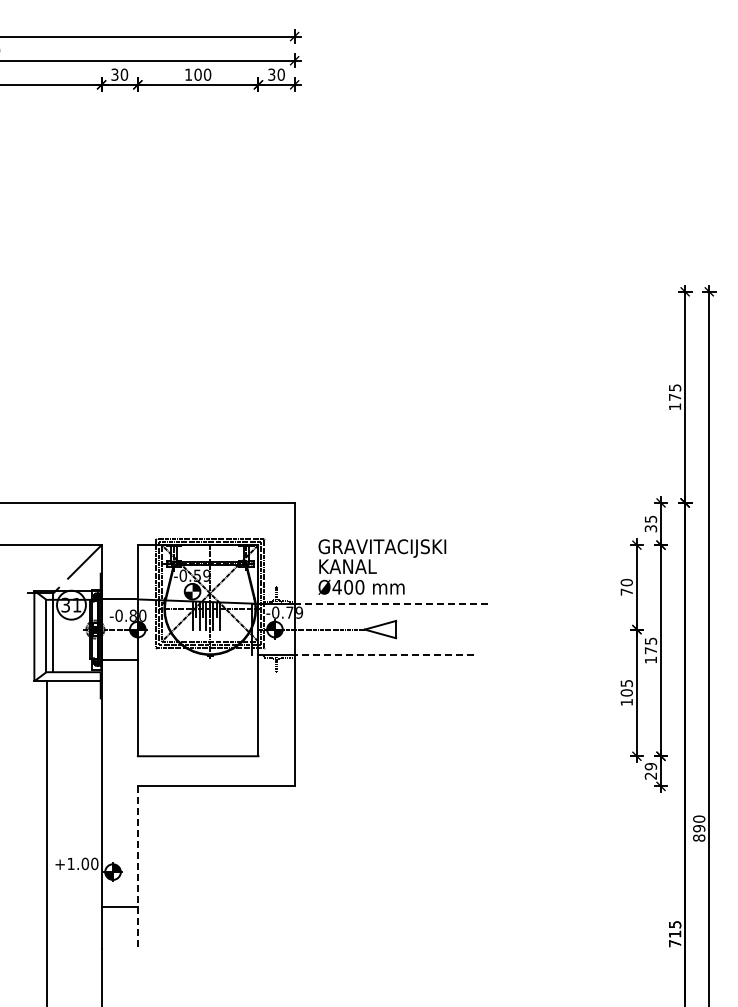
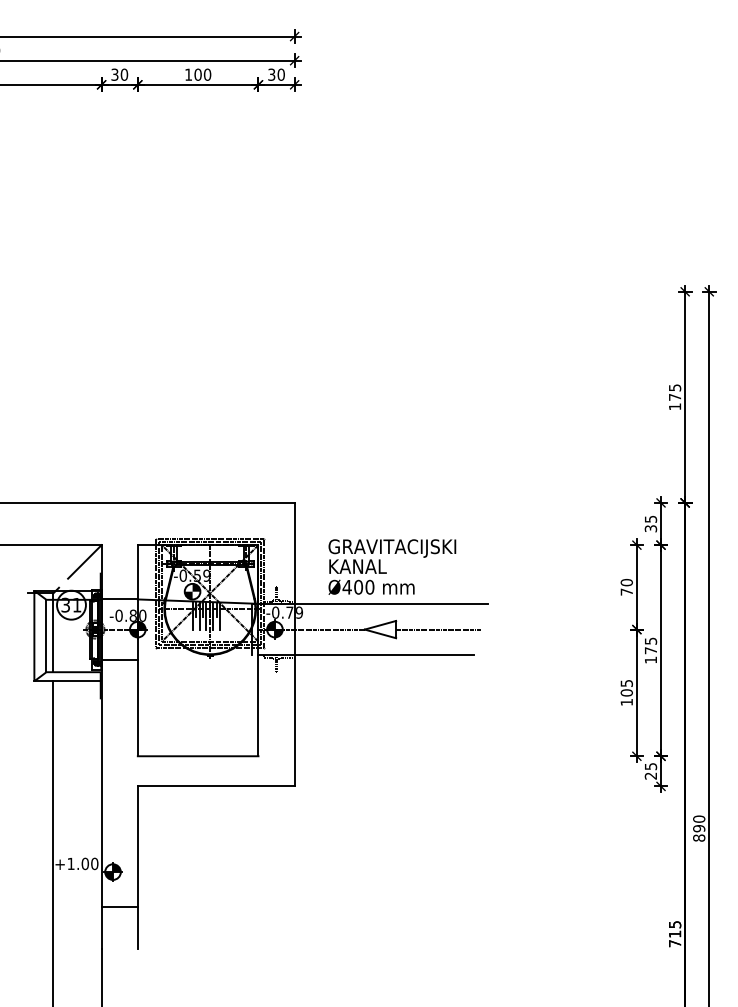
text position: (382, 566) -> (392, 566) (392, 566)
line: dashed -> solid (391, 603)
line: none -> present (438, 629)
line: dashed -> solid (384, 655)
text: 29 -> 25 (650, 766)
line position: (47, 842) -> (53, 842) (53, 842)
line: dashed -> solid (137, 868)
